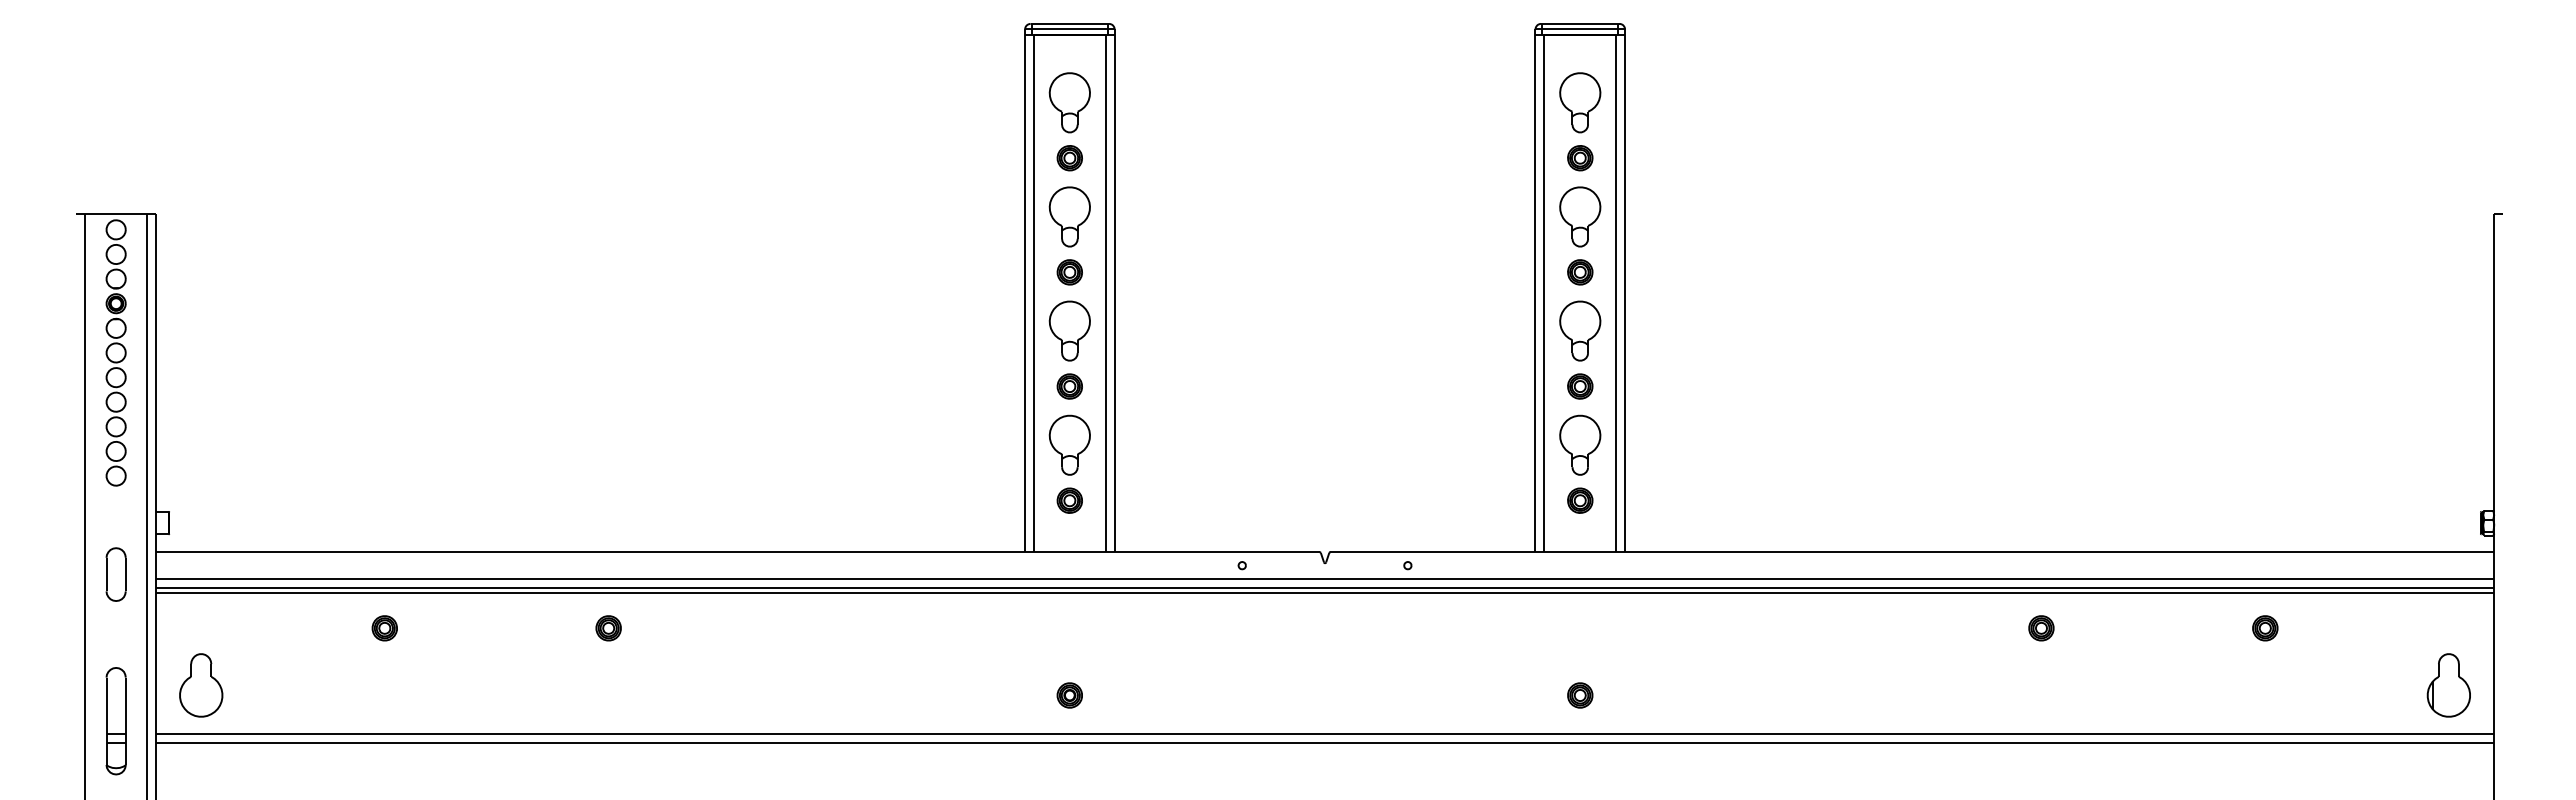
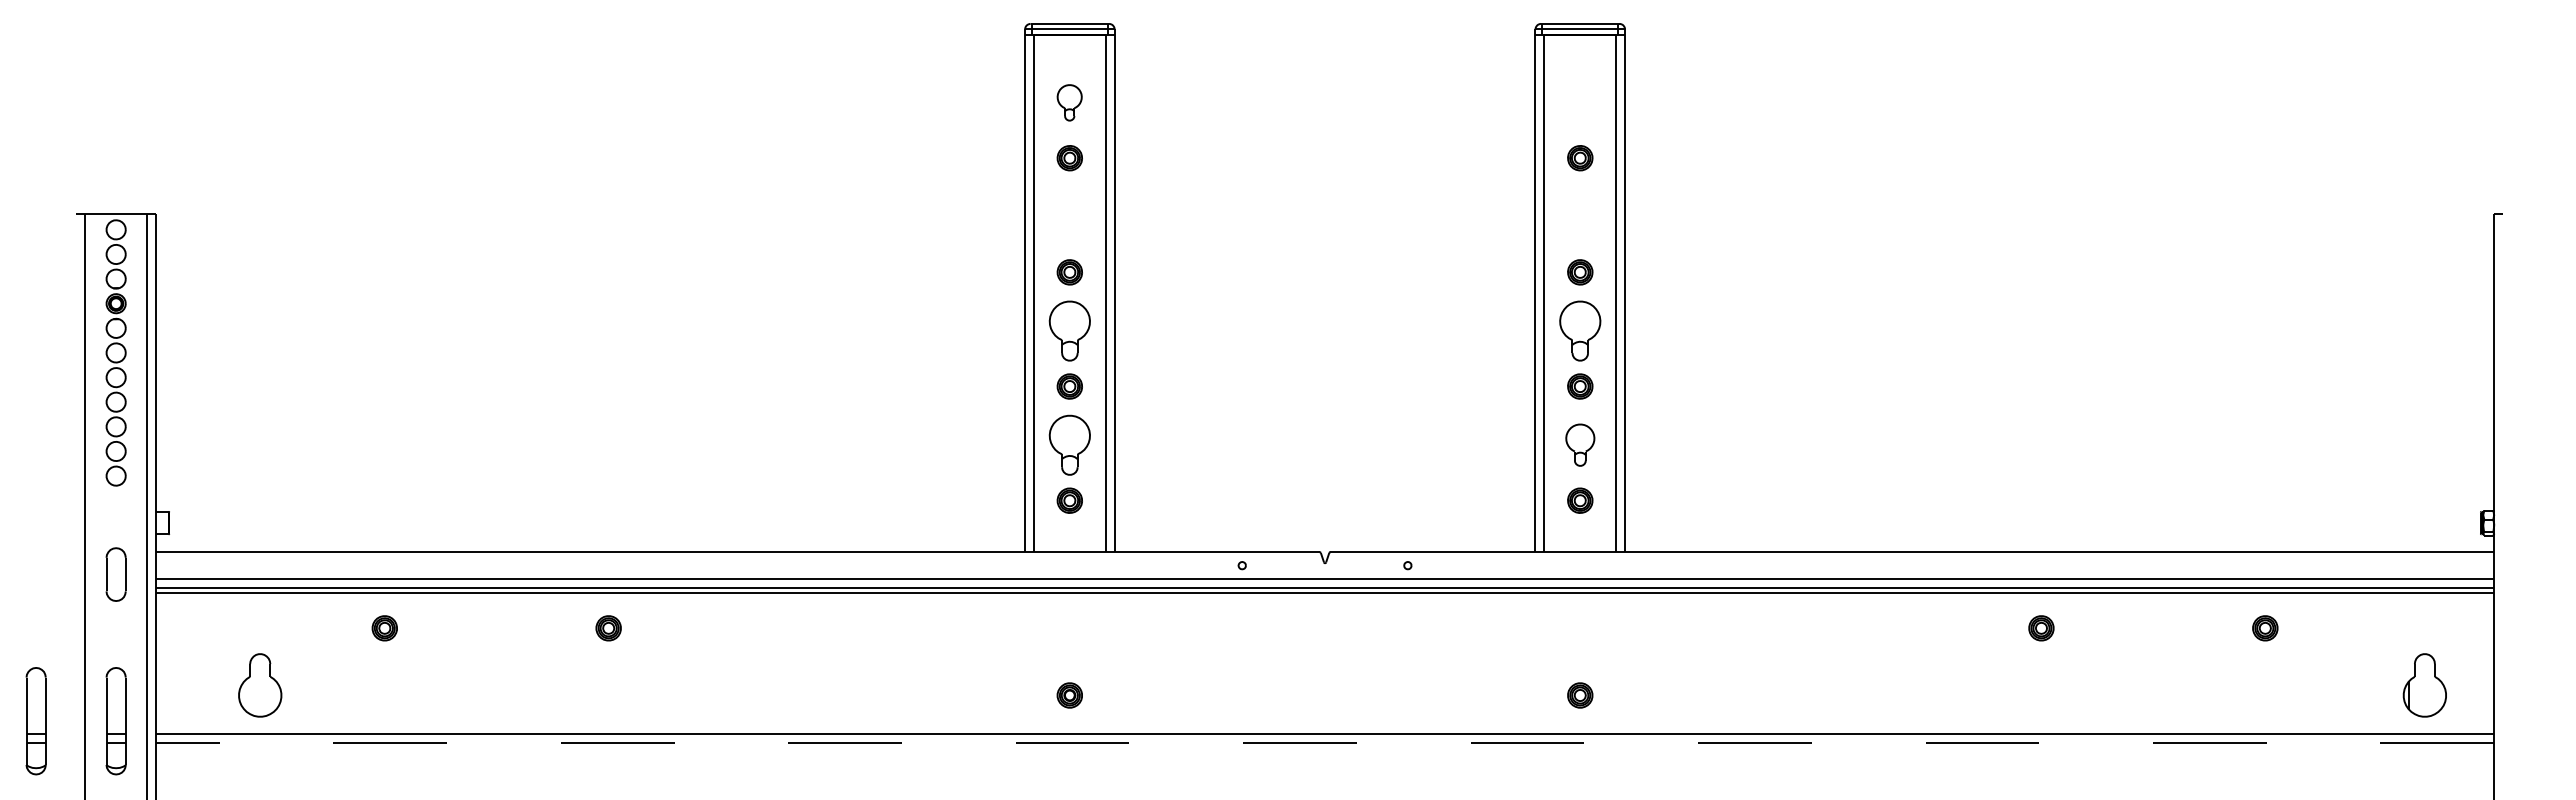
part size: 43x62 px -> 27x38 px (1069, 102)
part: present -> none (1580, 102)
part: present -> none (1069, 216)
part: present -> none (1580, 216)
part size: 43x62 px -> 31x44 px (1580, 444)
part position: (201, 685) -> (260, 685) (260, 685)
part position: (2448, 685) -> (2424, 685) (2424, 685)
part: none -> present (35, 721)
line: solid -> dashed (1324, 742)
